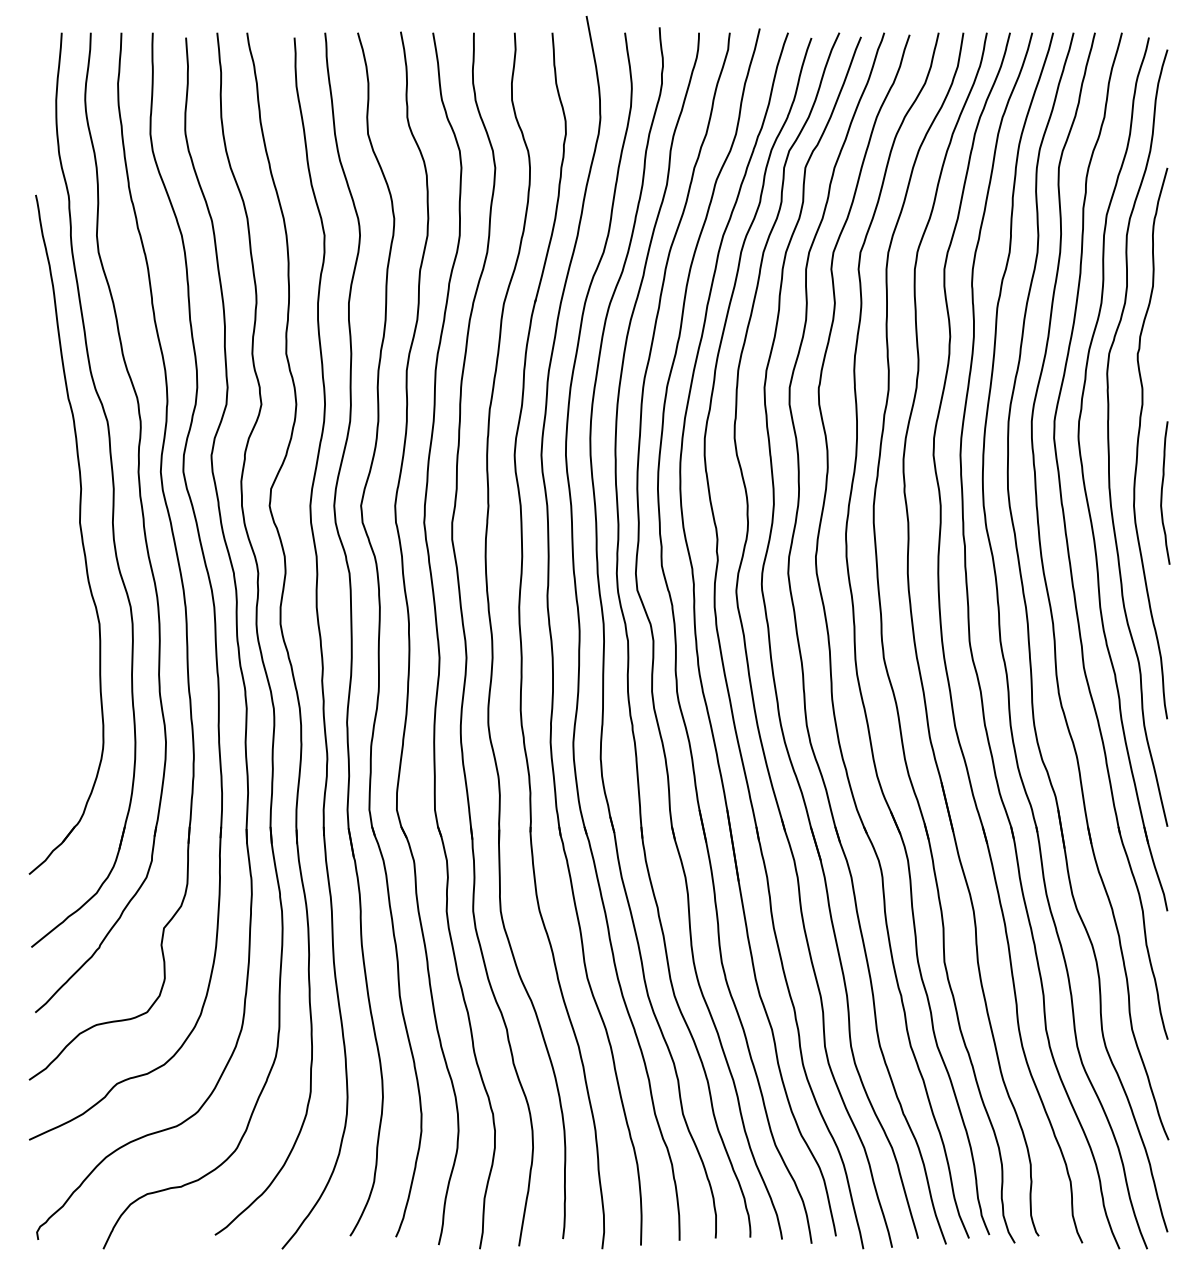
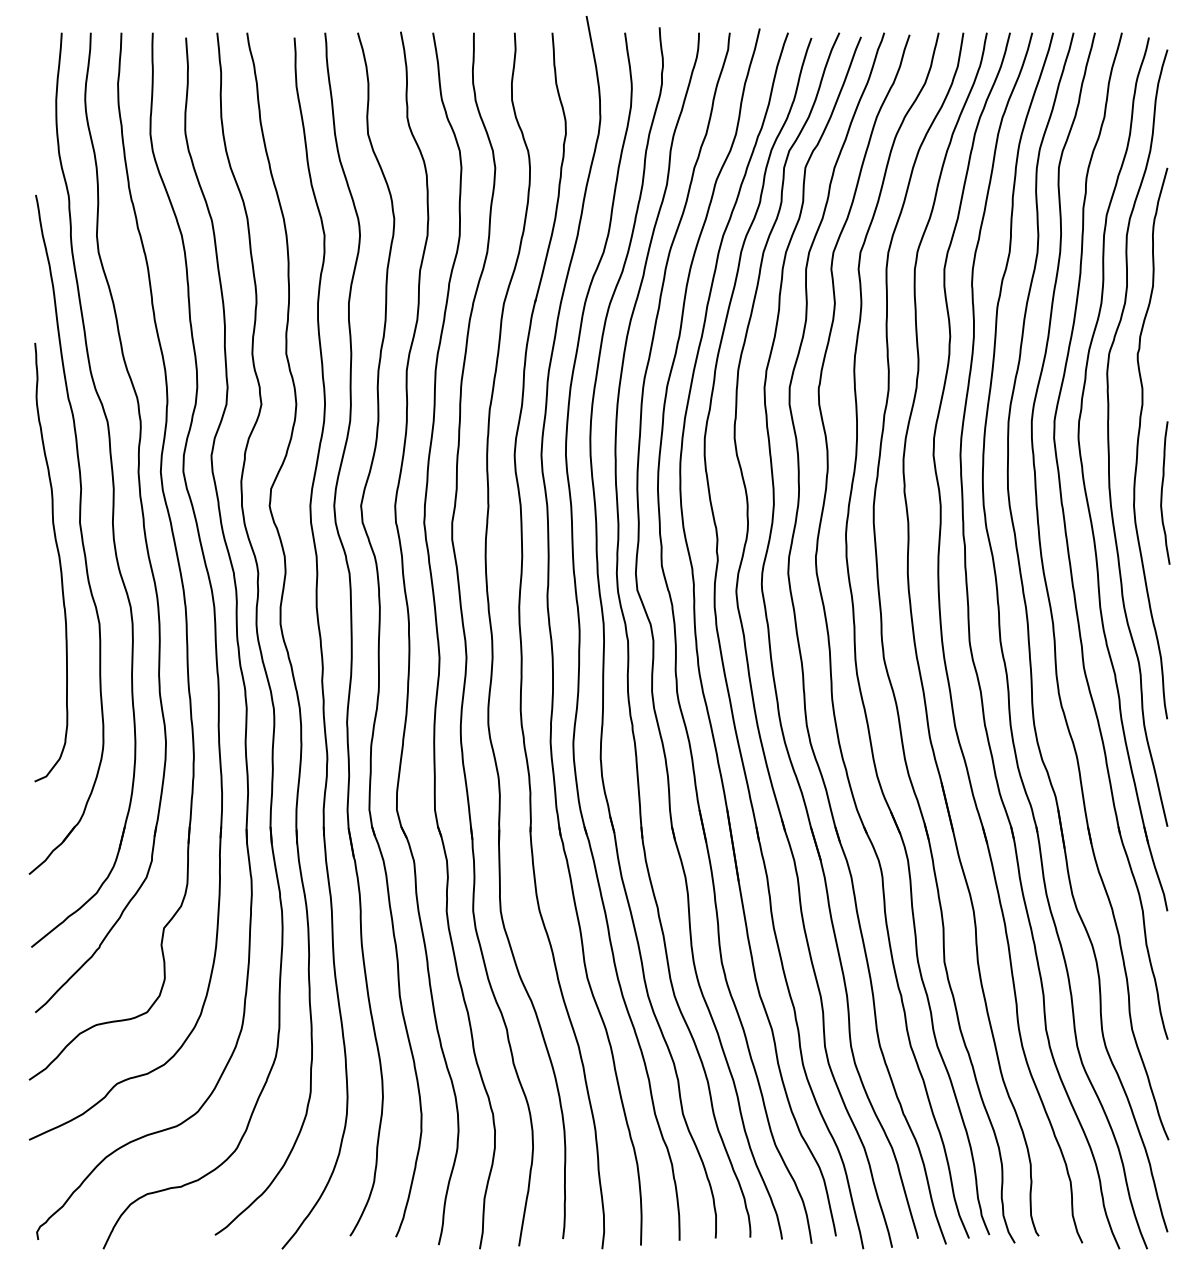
curve: none -> present (58, 559)
